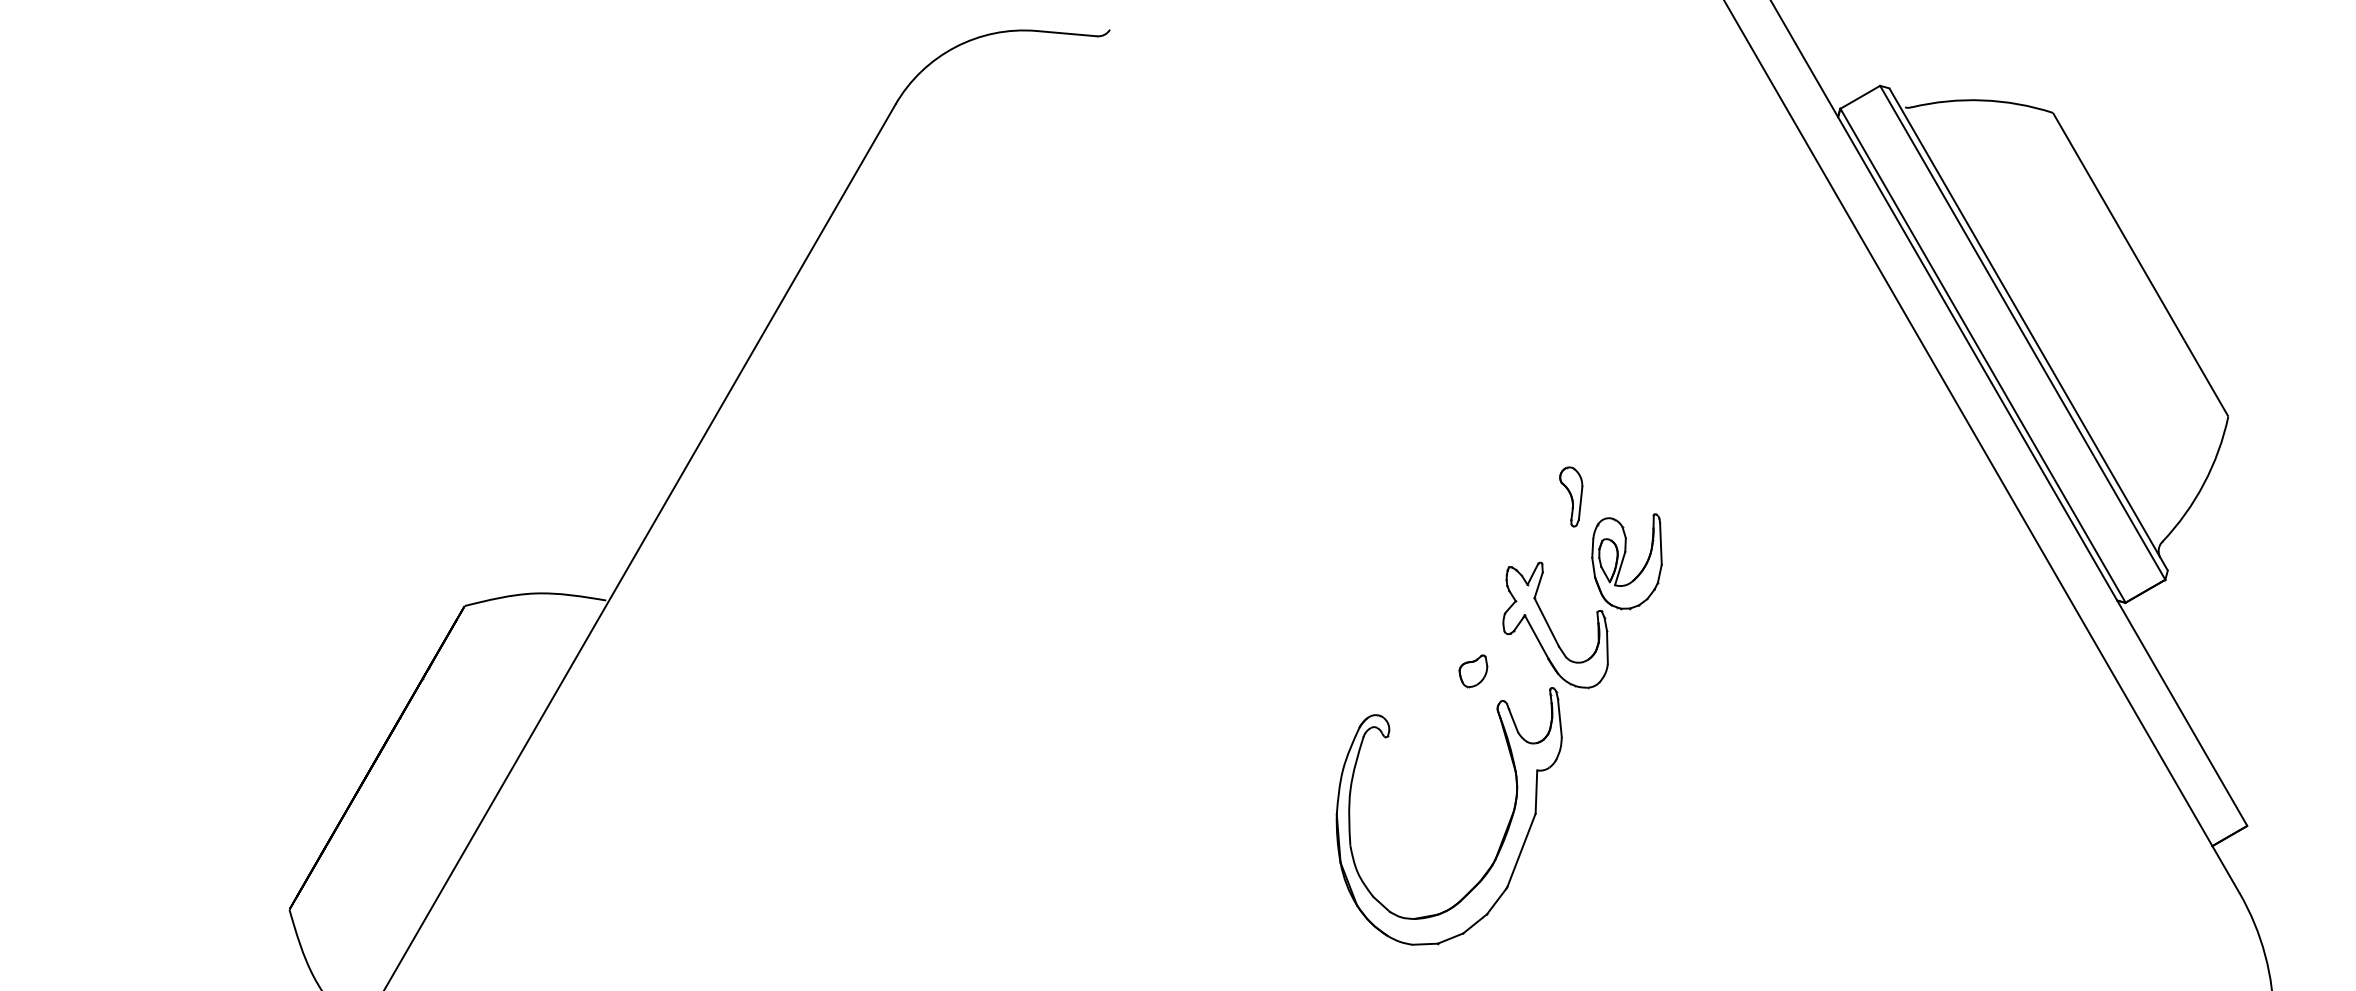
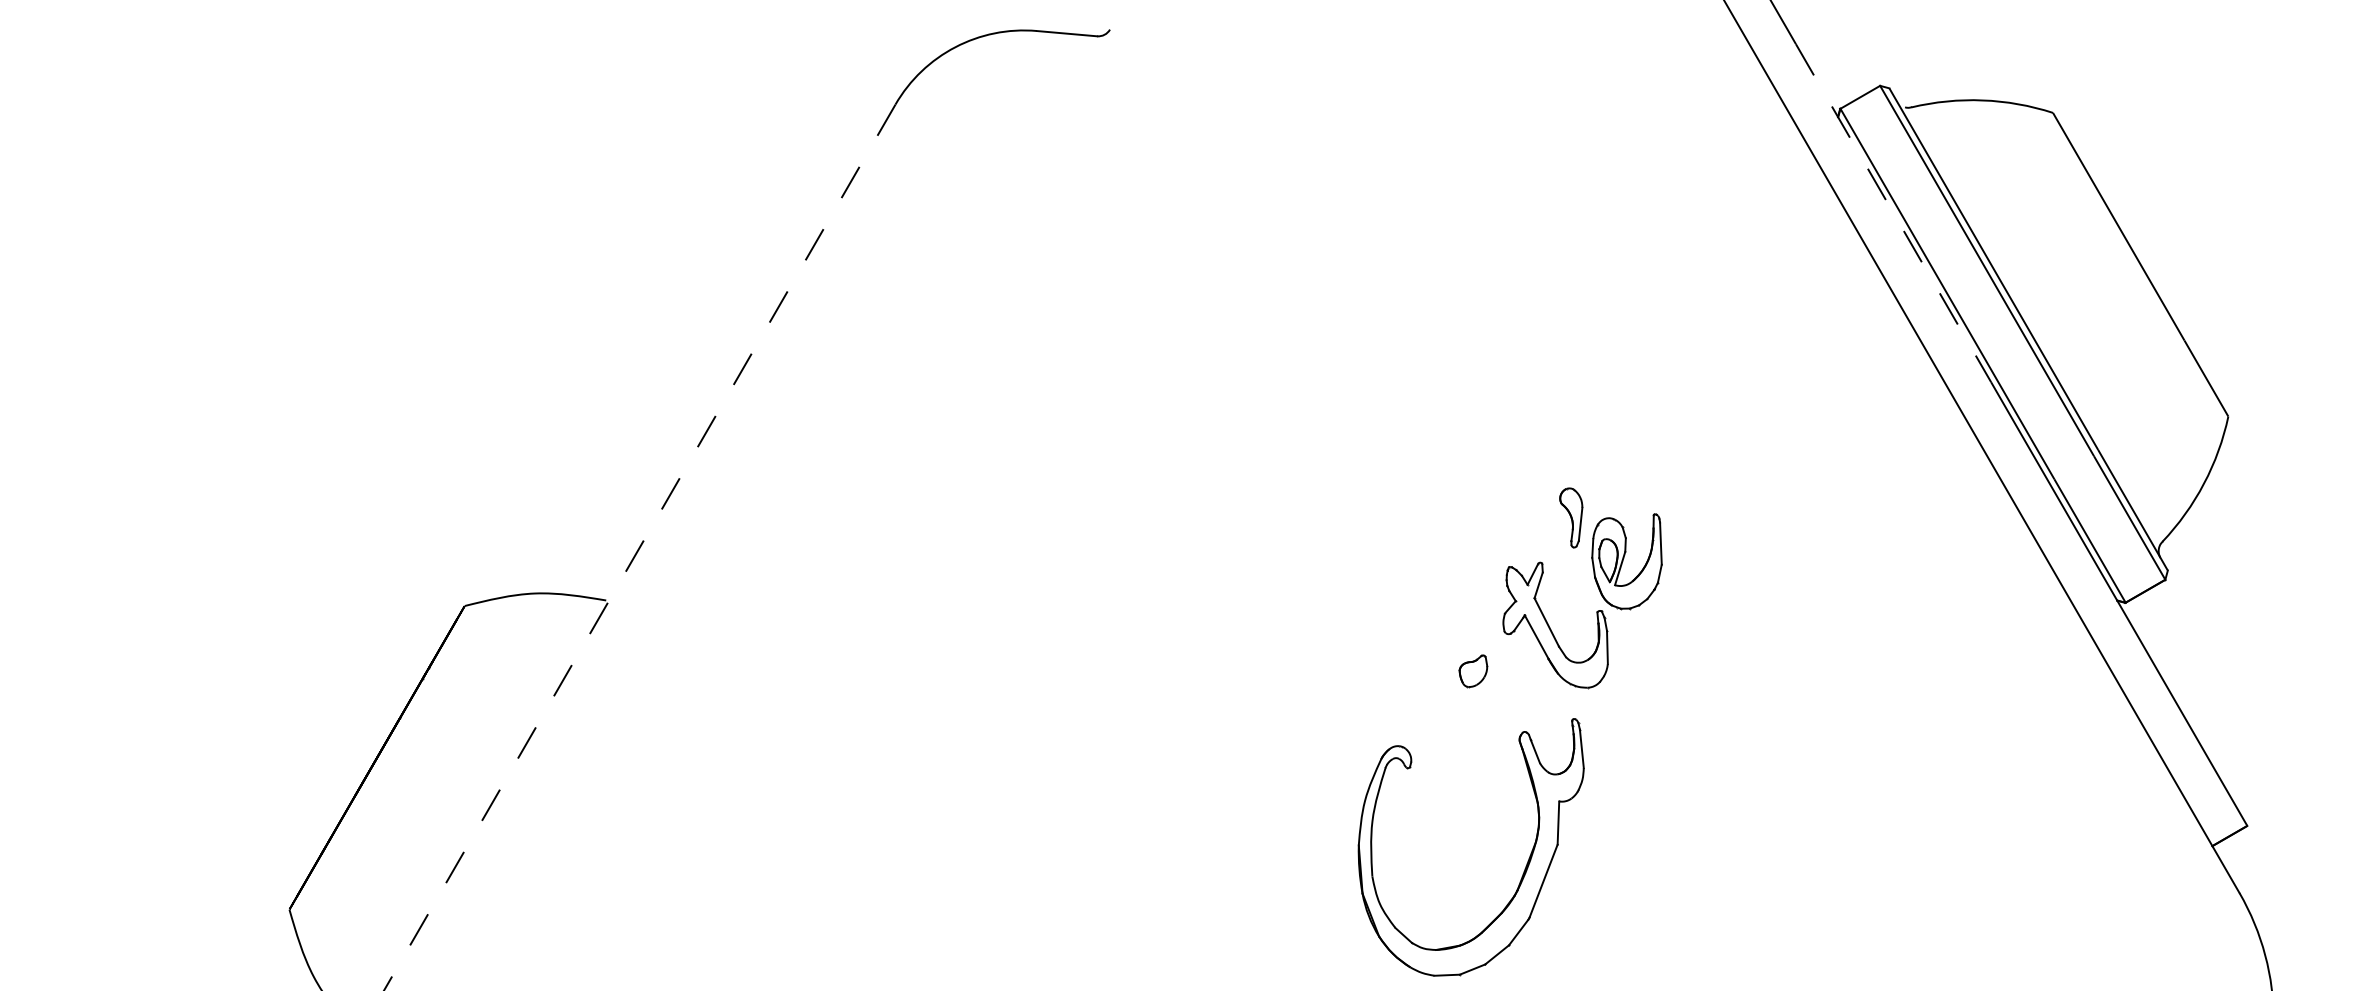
line: solid -> dashed (1893, 213)
part position: (1571, 496) -> (1571, 517) (1571, 517)
line: solid -> dashed (639, 547)
part position: (1502, 837) -> (1524, 868) (1524, 868)
